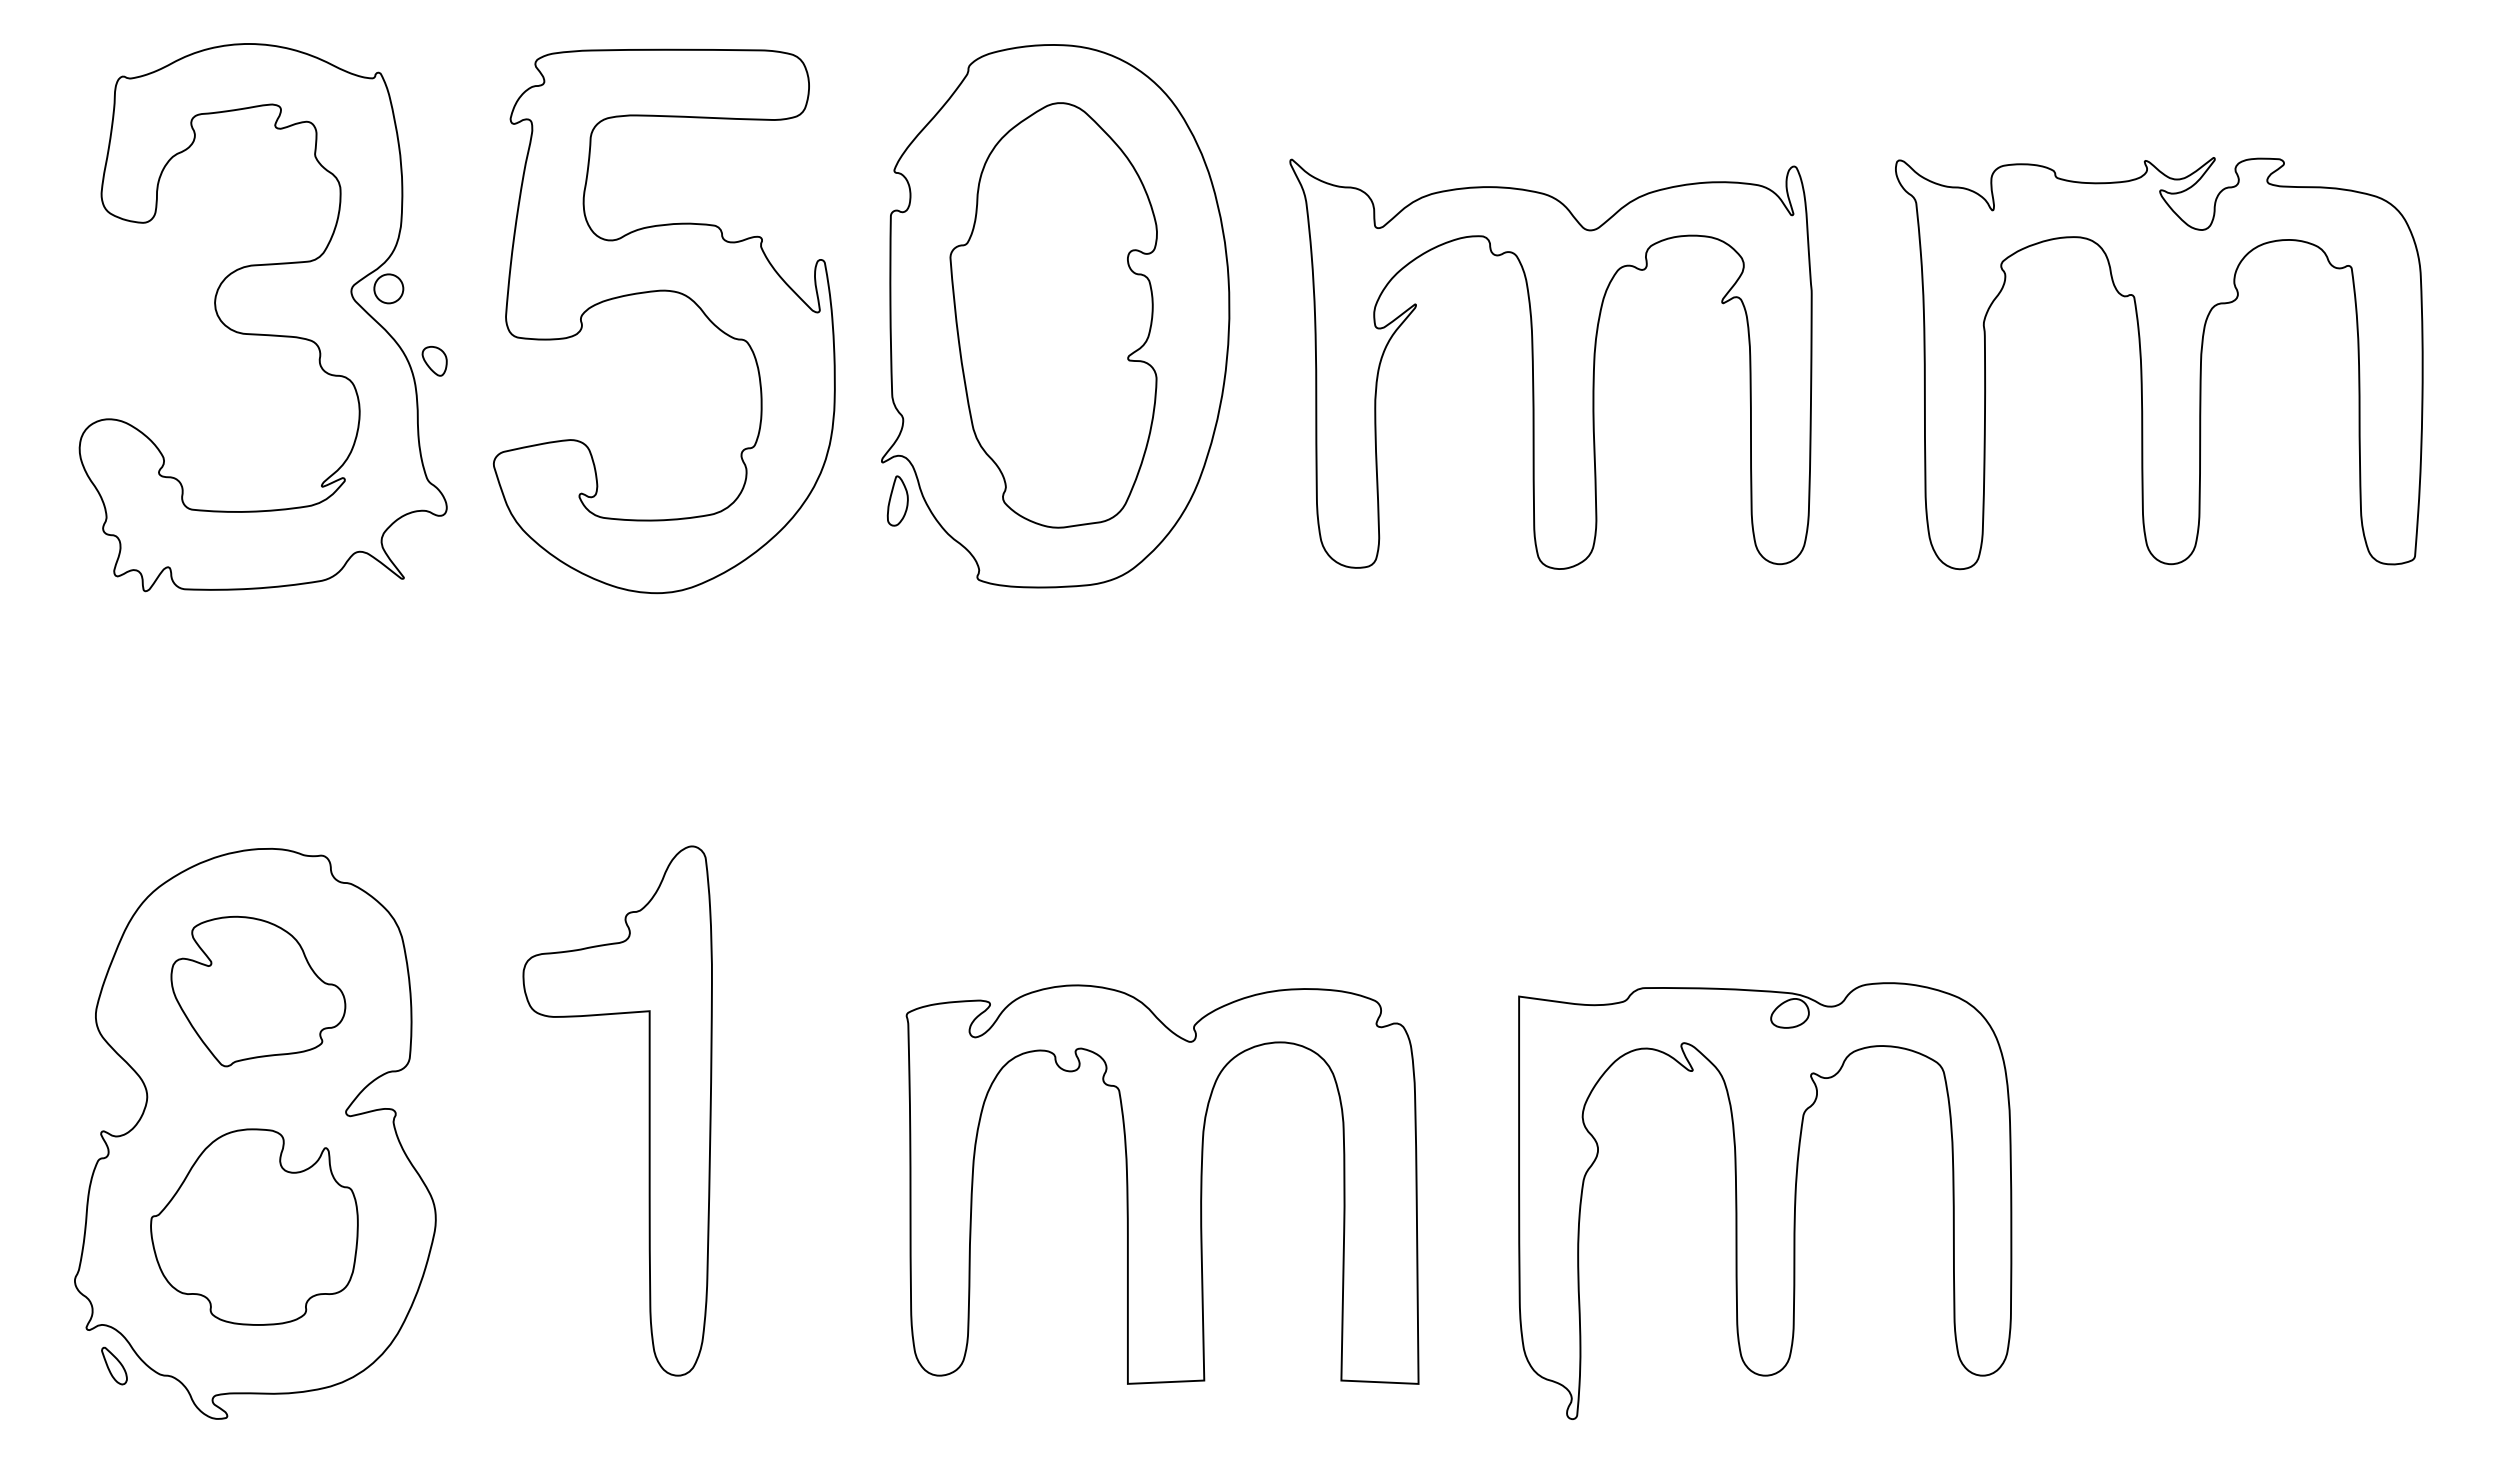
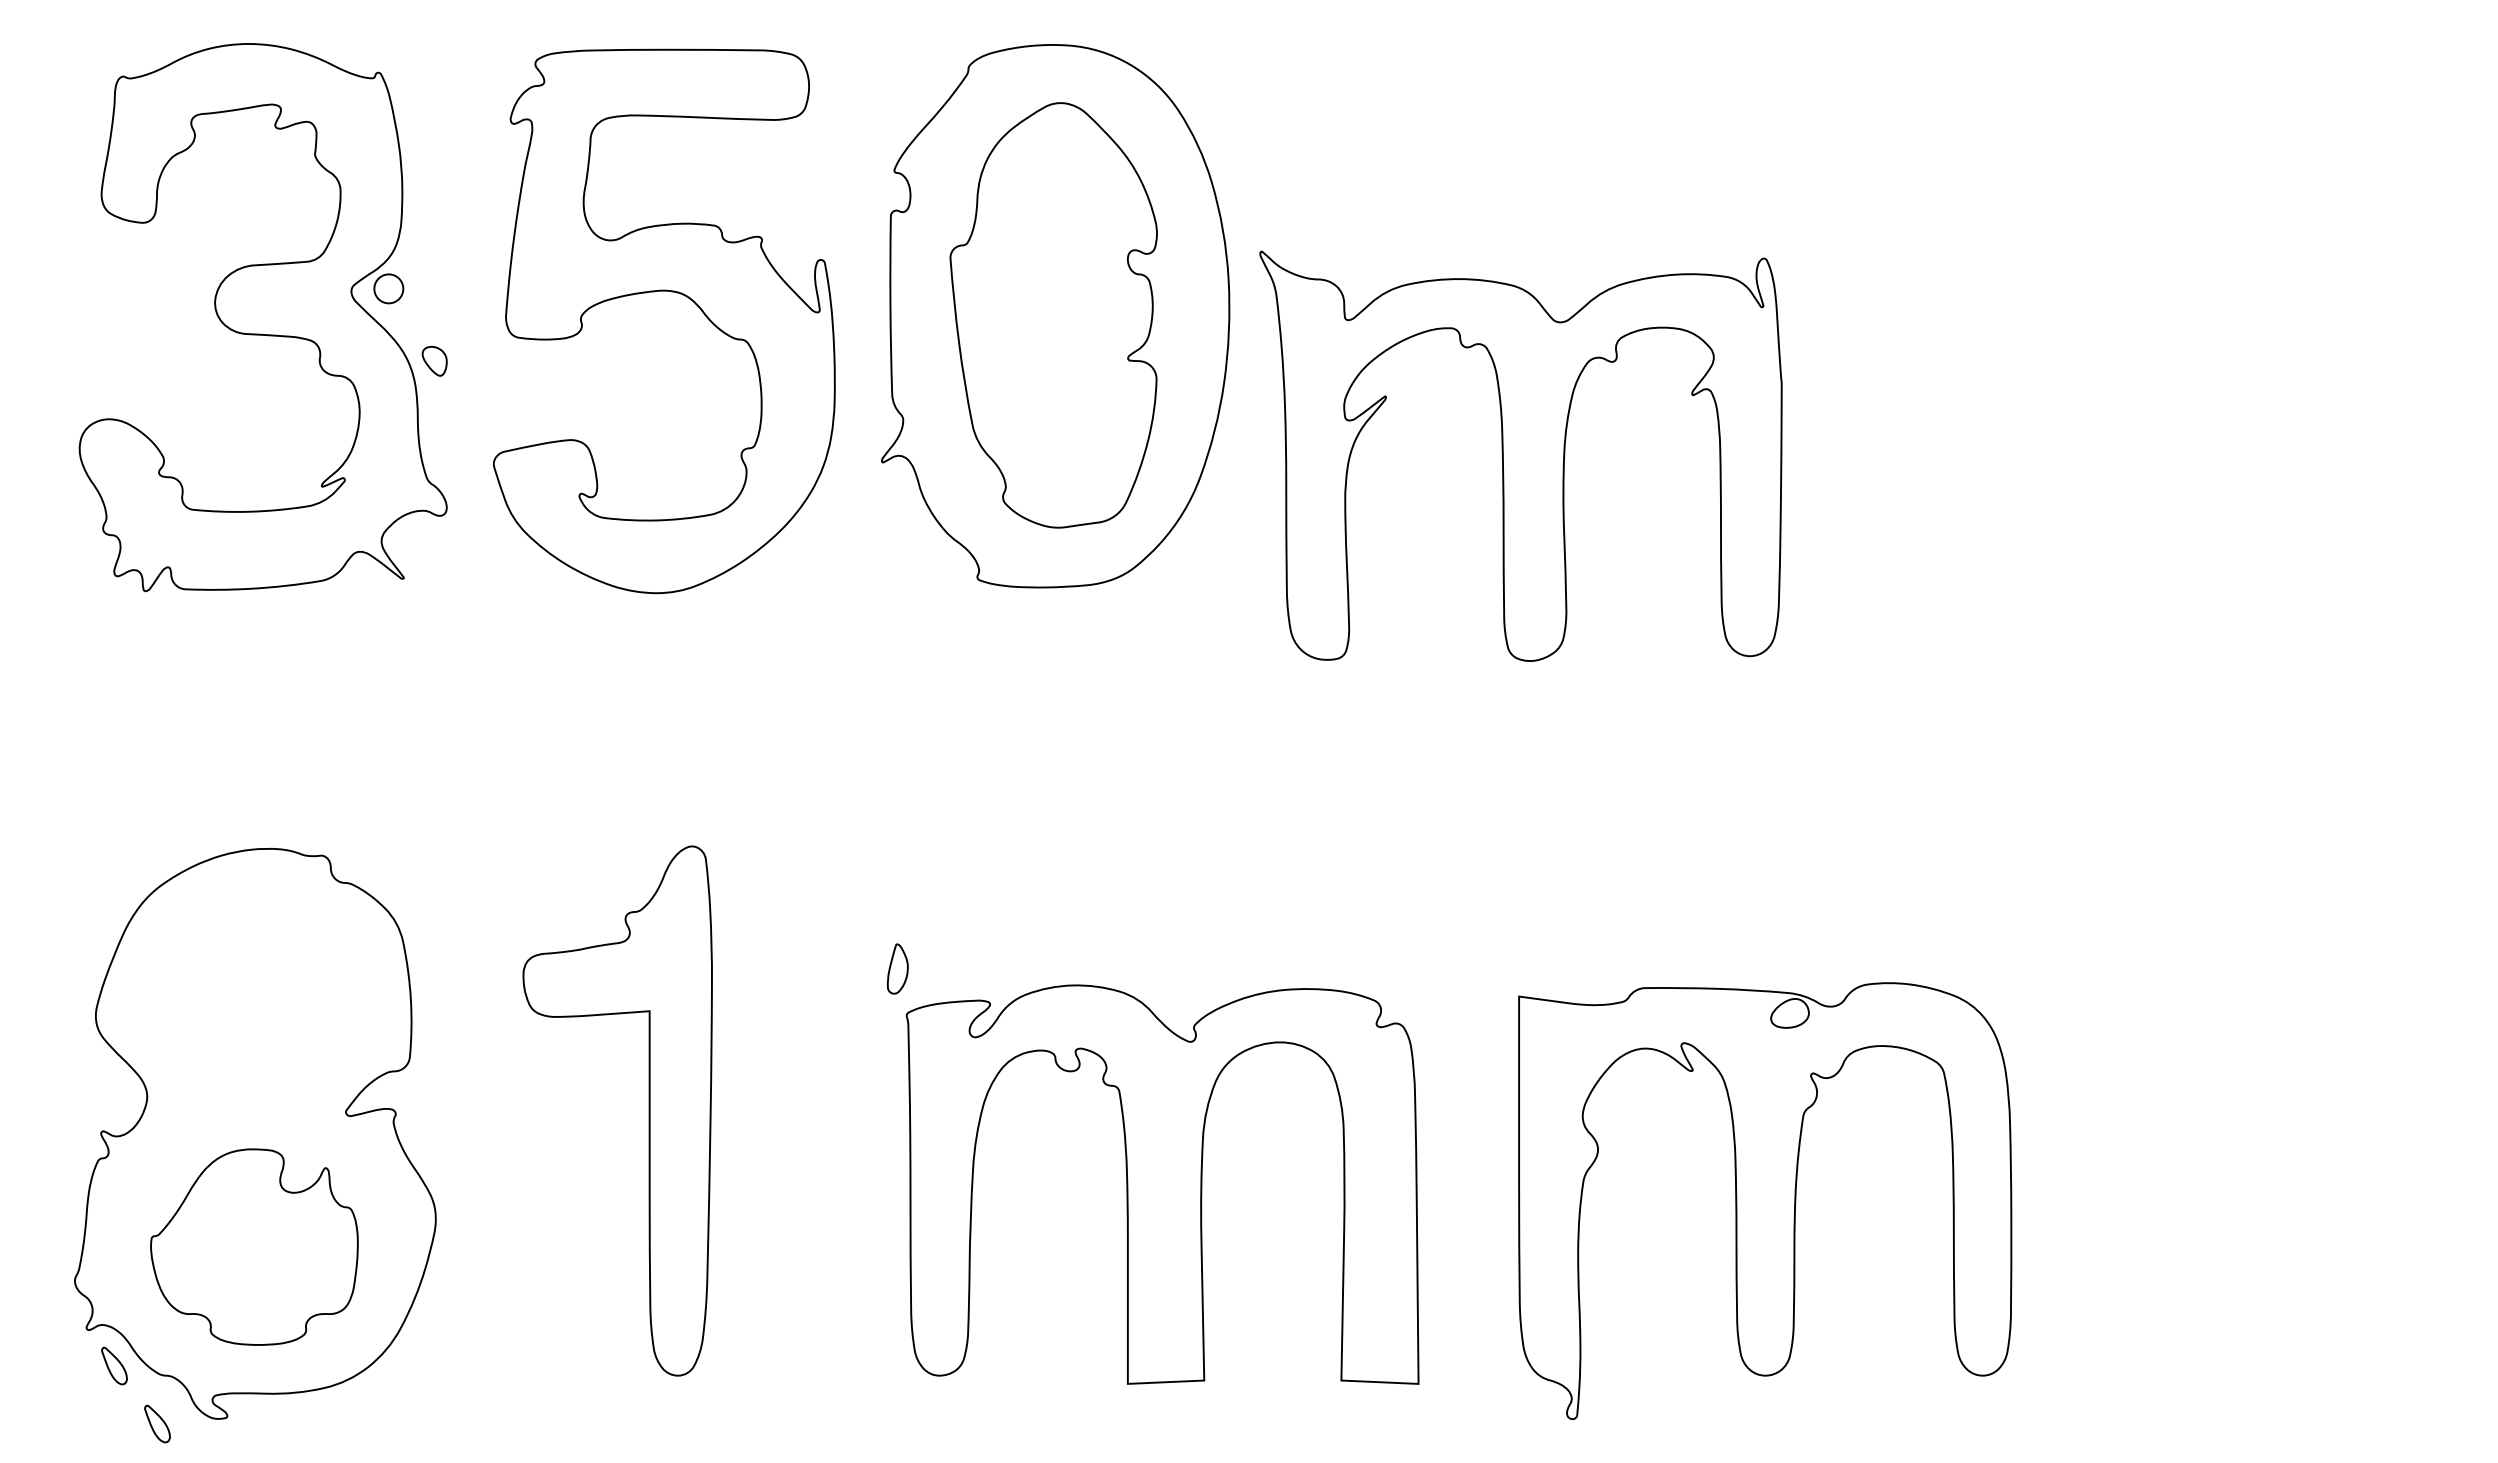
part position: (1550, 363) -> (1520, 455) (1520, 455)
part: present -> none (2159, 363)
part position: (897, 500) -> (897, 968) (897, 968)
part: present -> none (258, 991)
part position: (254, 1226) -> (254, 1246) (254, 1246)
part: none -> present (157, 1423)
